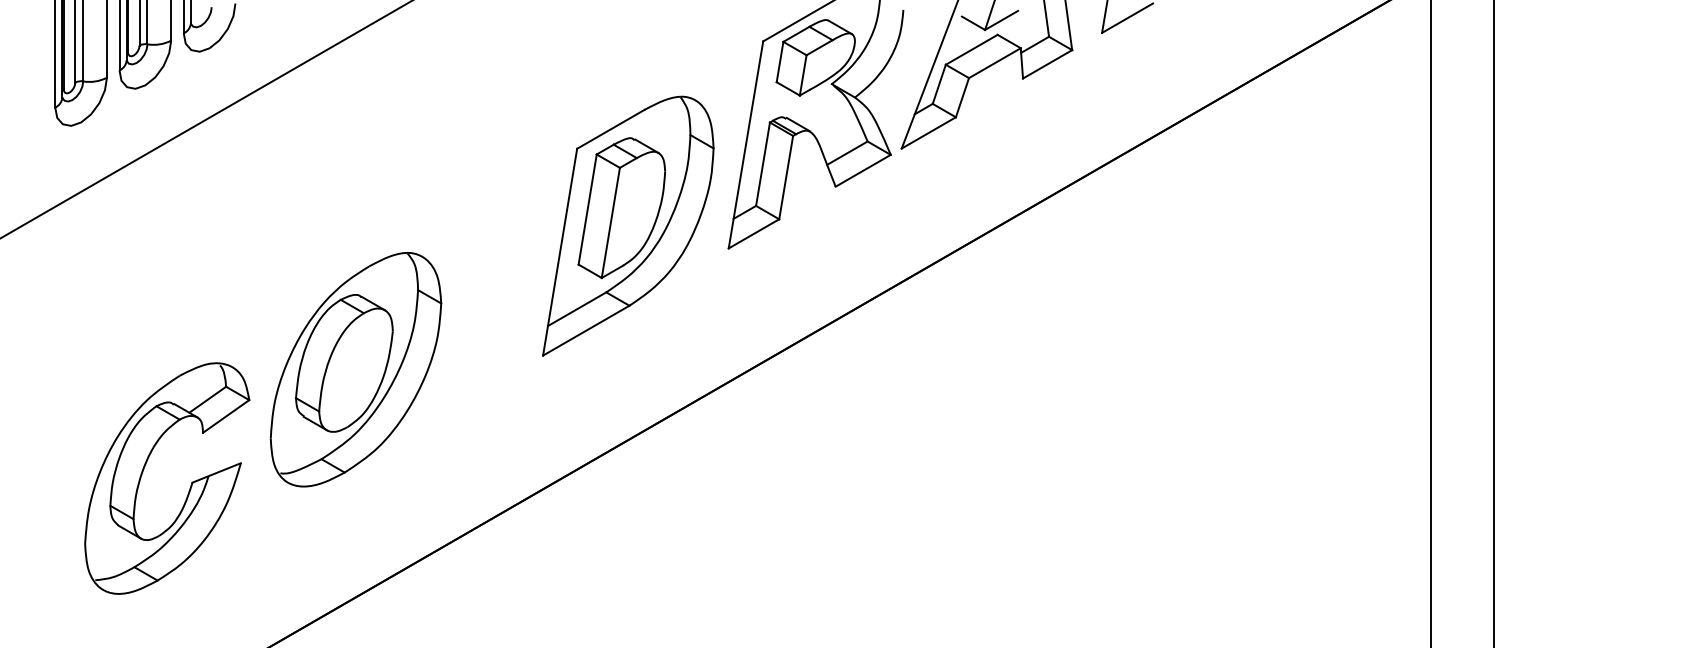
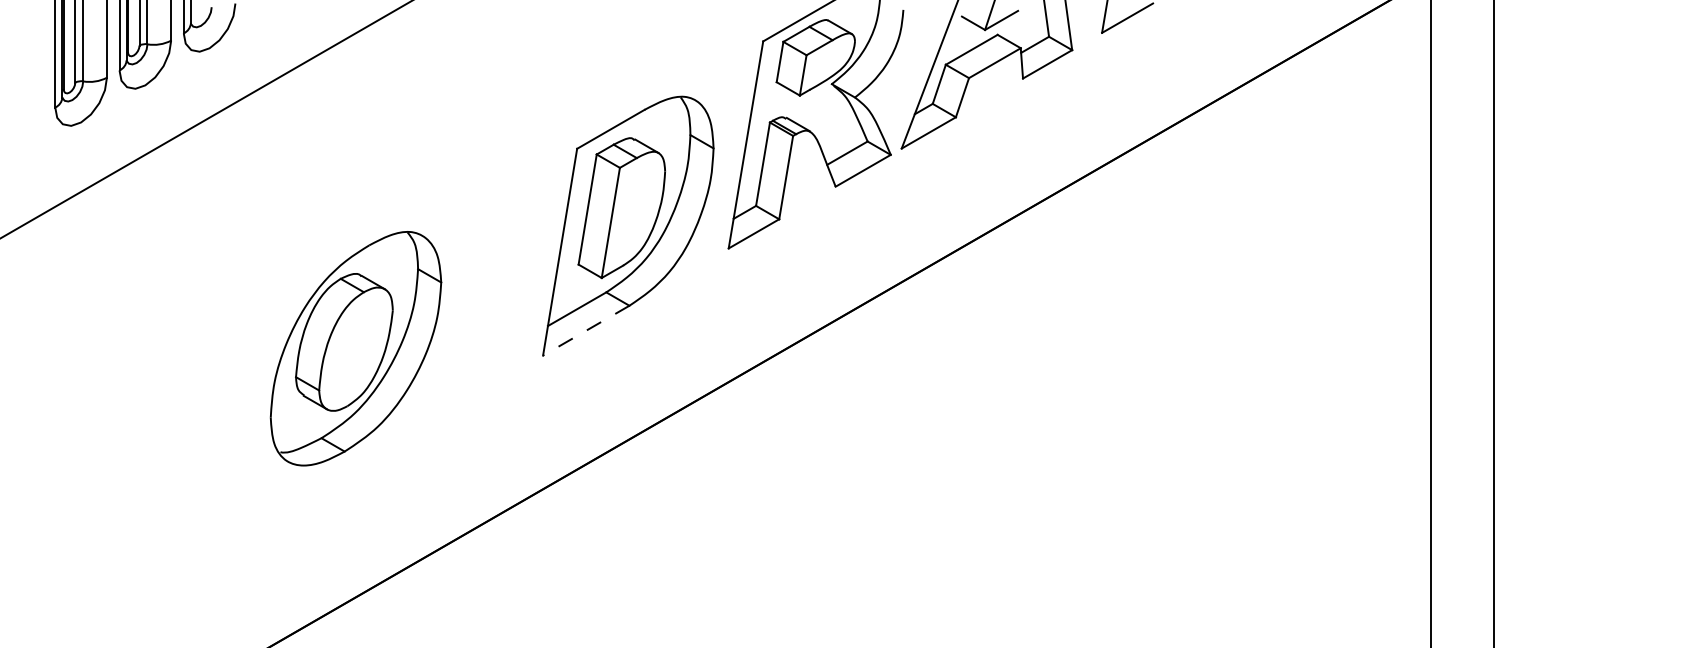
line: solid -> dashed (586, 330)
part position: (355, 369) -> (355, 348) (355, 348)
part: present -> none (190, 485)
